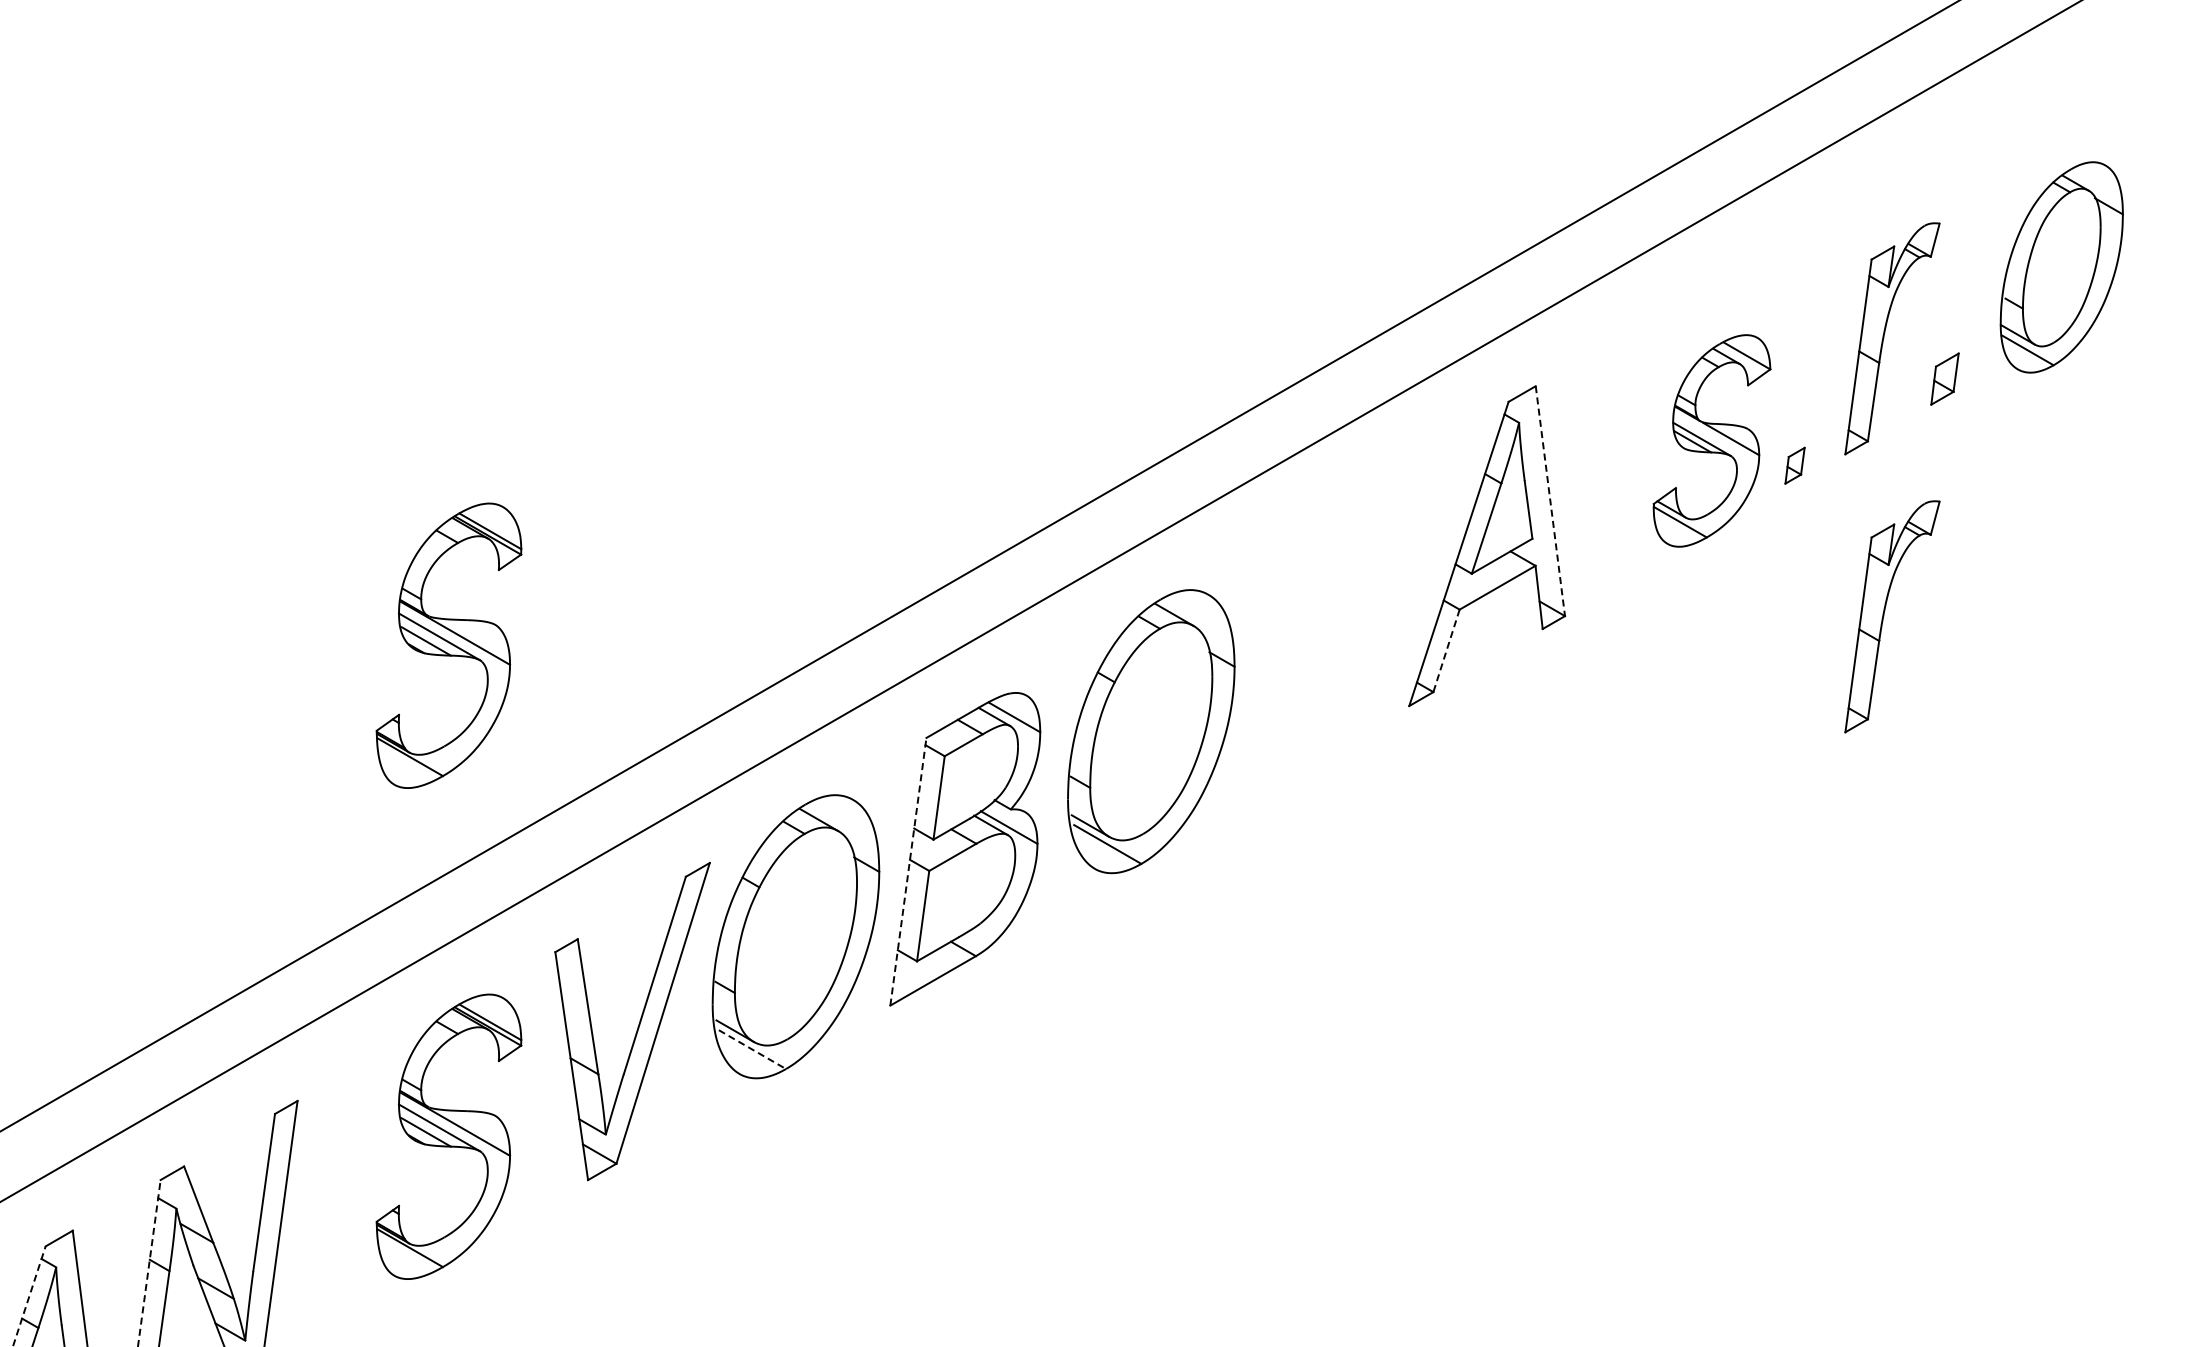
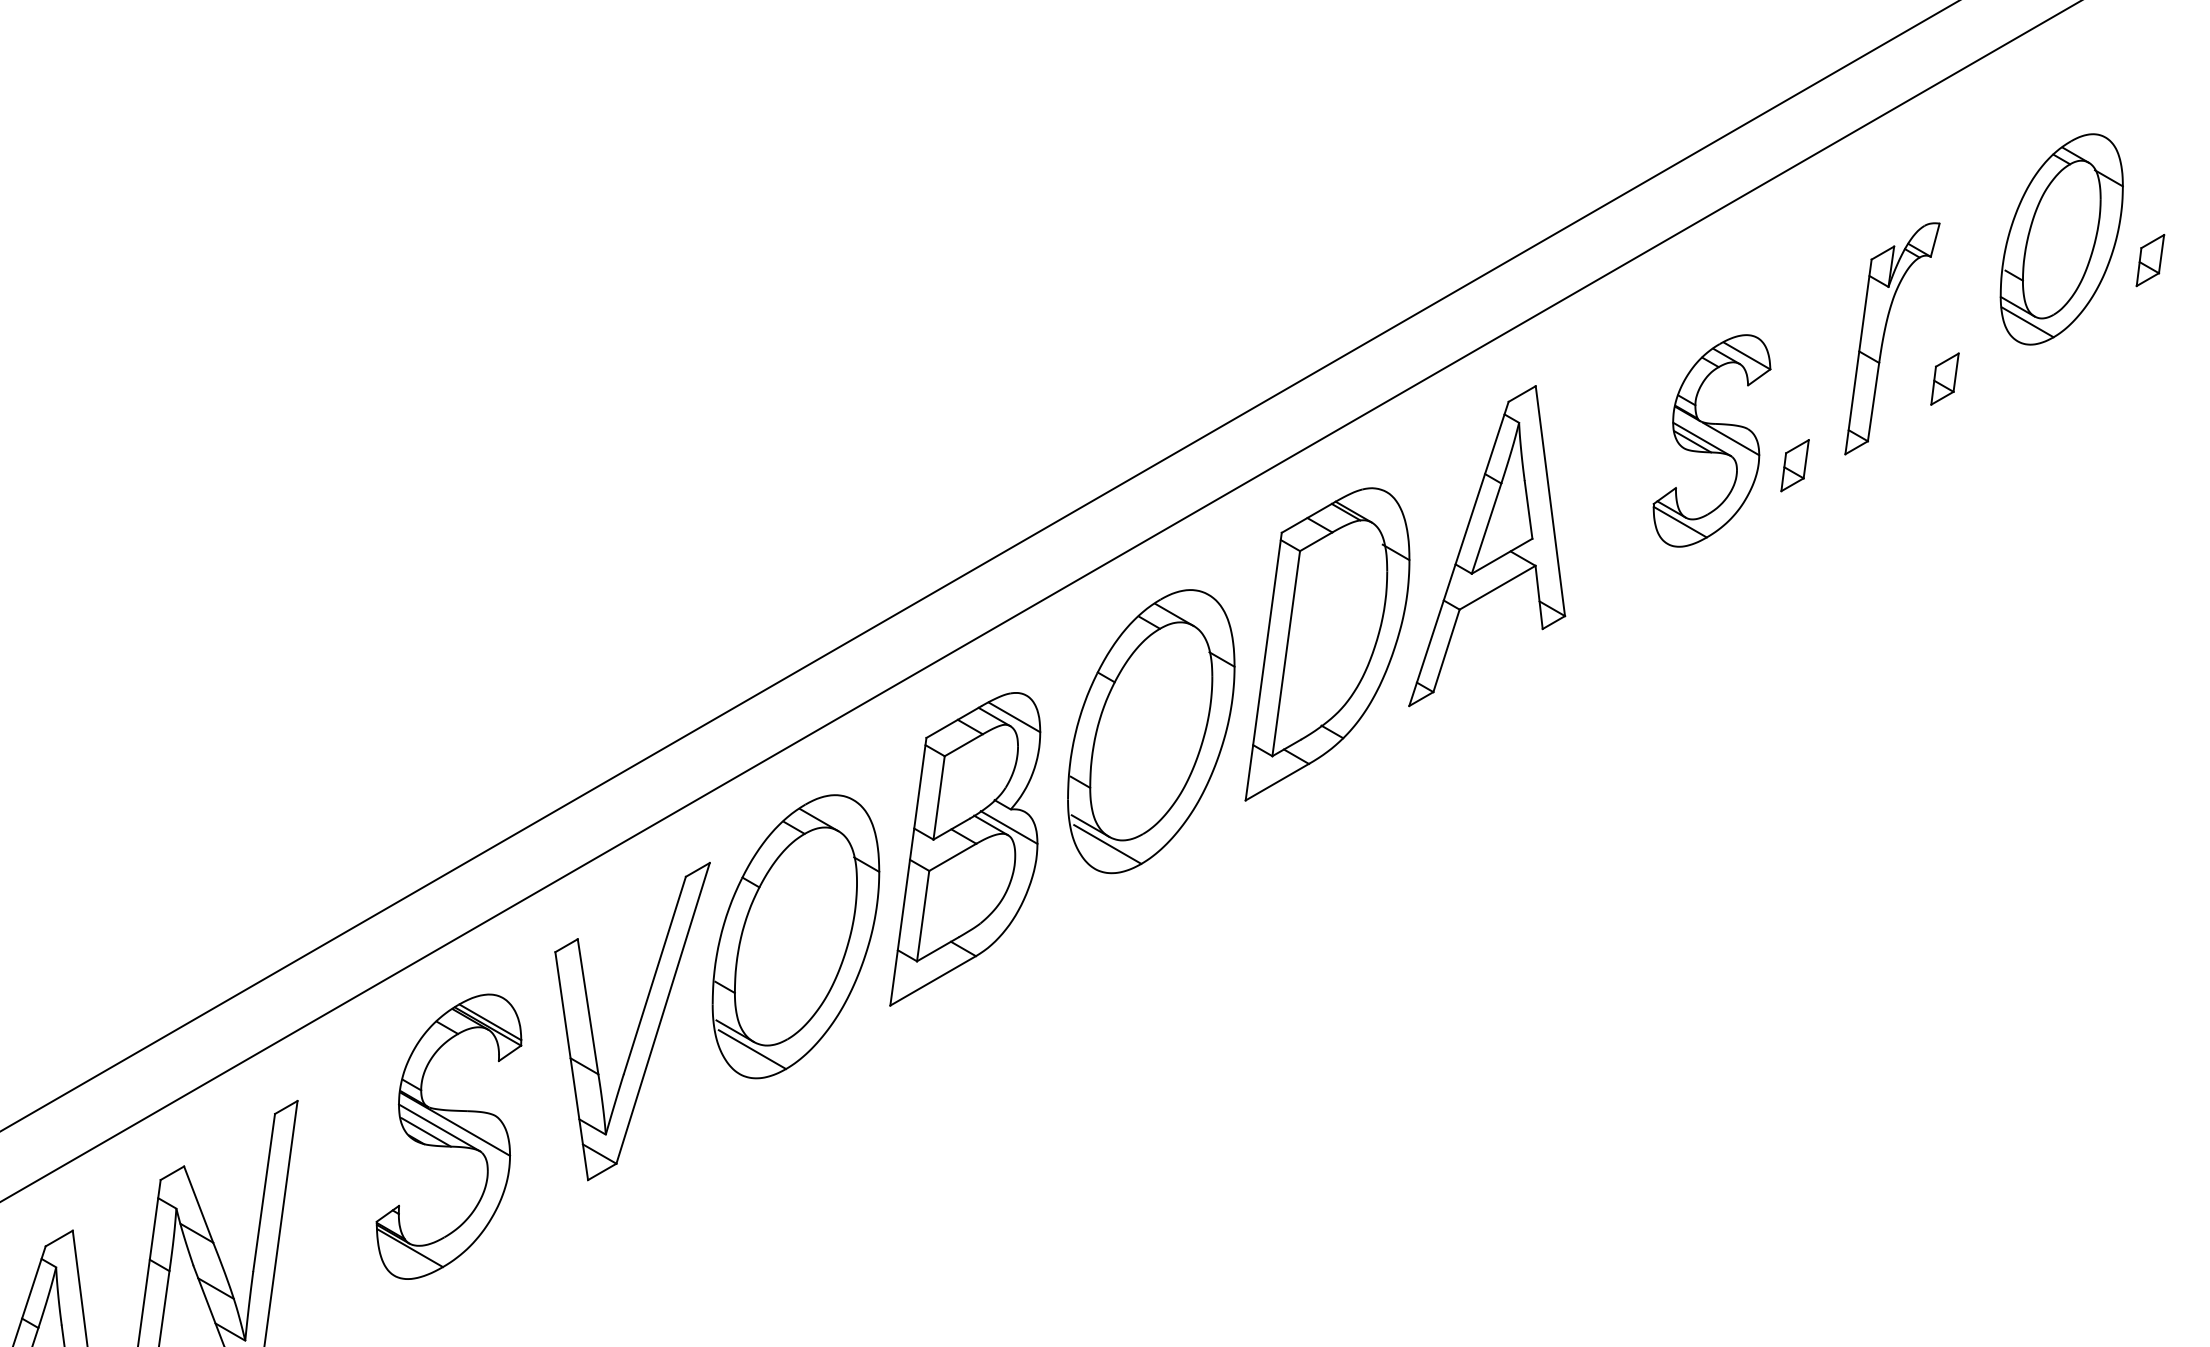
part: none -> present (2150, 260)
part position: (2061, 267) -> (2061, 239) (2061, 239)
part size: 22x39 px -> 30x54 px (1794, 465)
line: dashed -> solid (1550, 501)
part: present -> none (1884, 616)
part: none -> present (1327, 644)
part: present -> none (448, 645)
line: dashed -> solid (1446, 651)
line: dashed -> solid (908, 871)
line: dashed -> solid (752, 1049)
line: dashed -> solid (149, 1263)
line: dashed -> solid (29, 1295)
